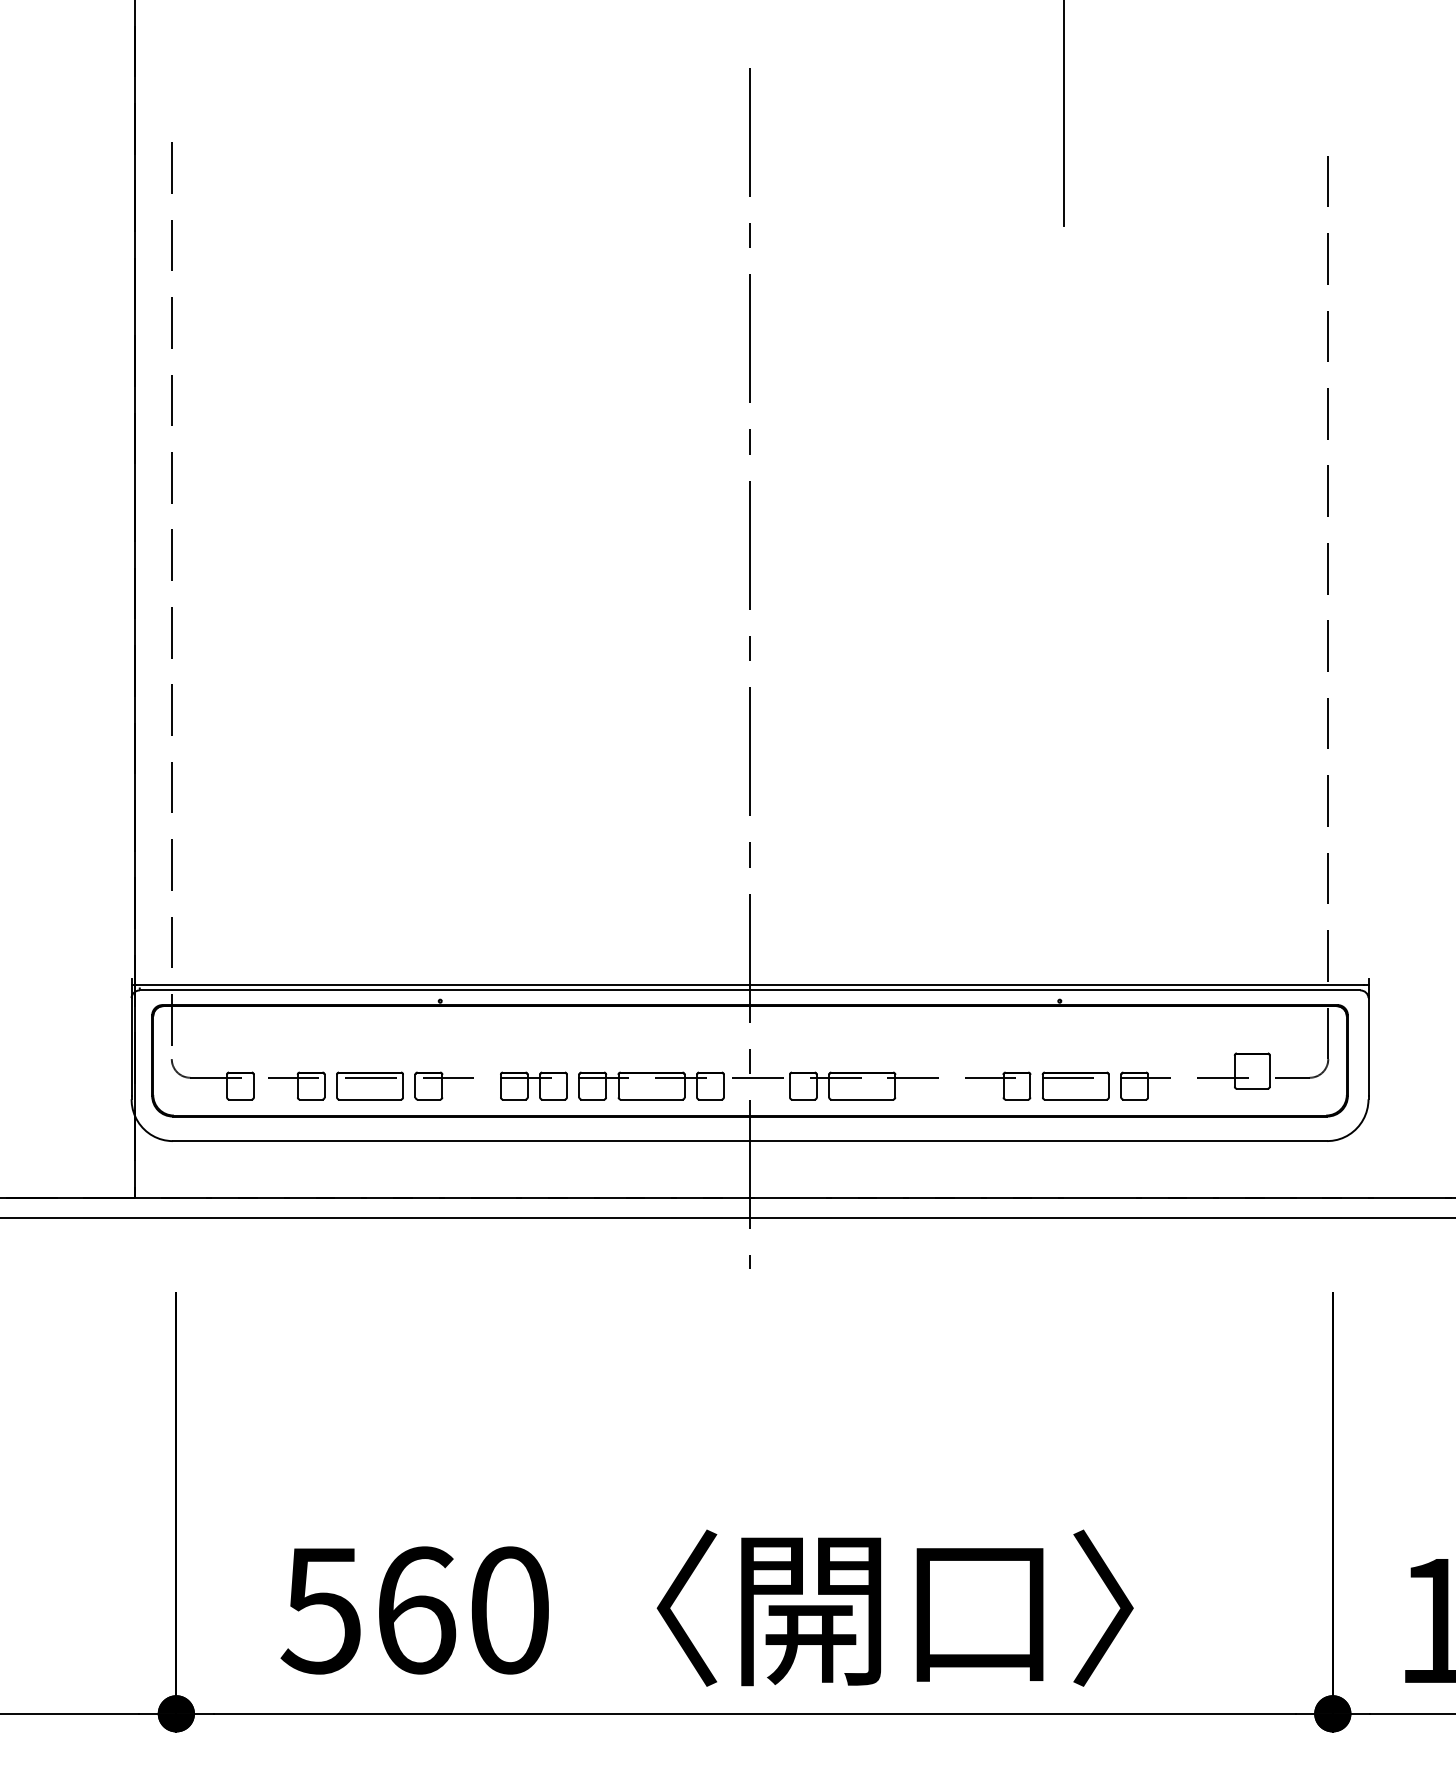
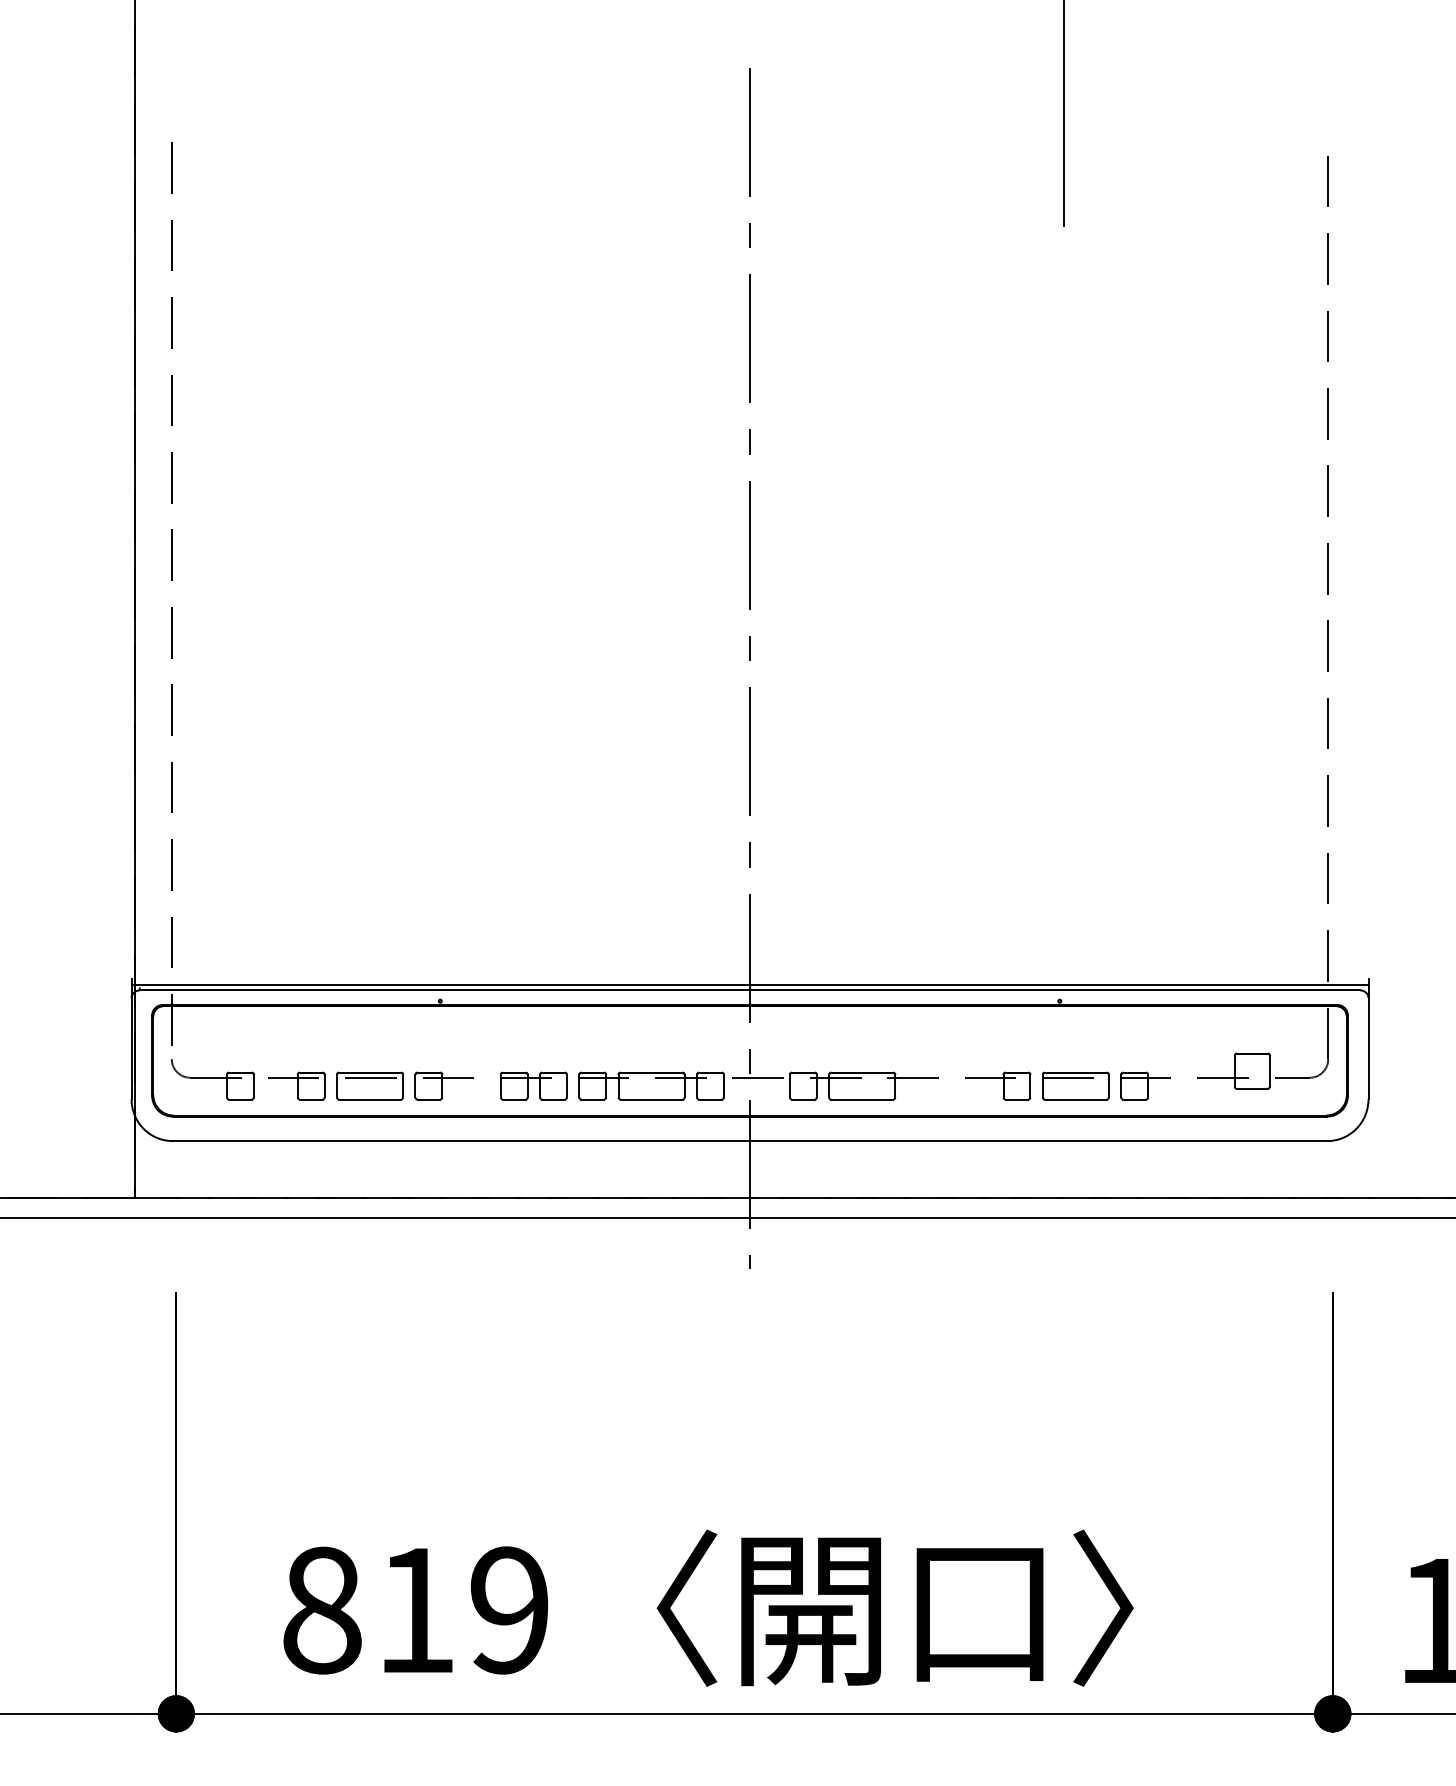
text: 560 -> 819 (414, 1610)
